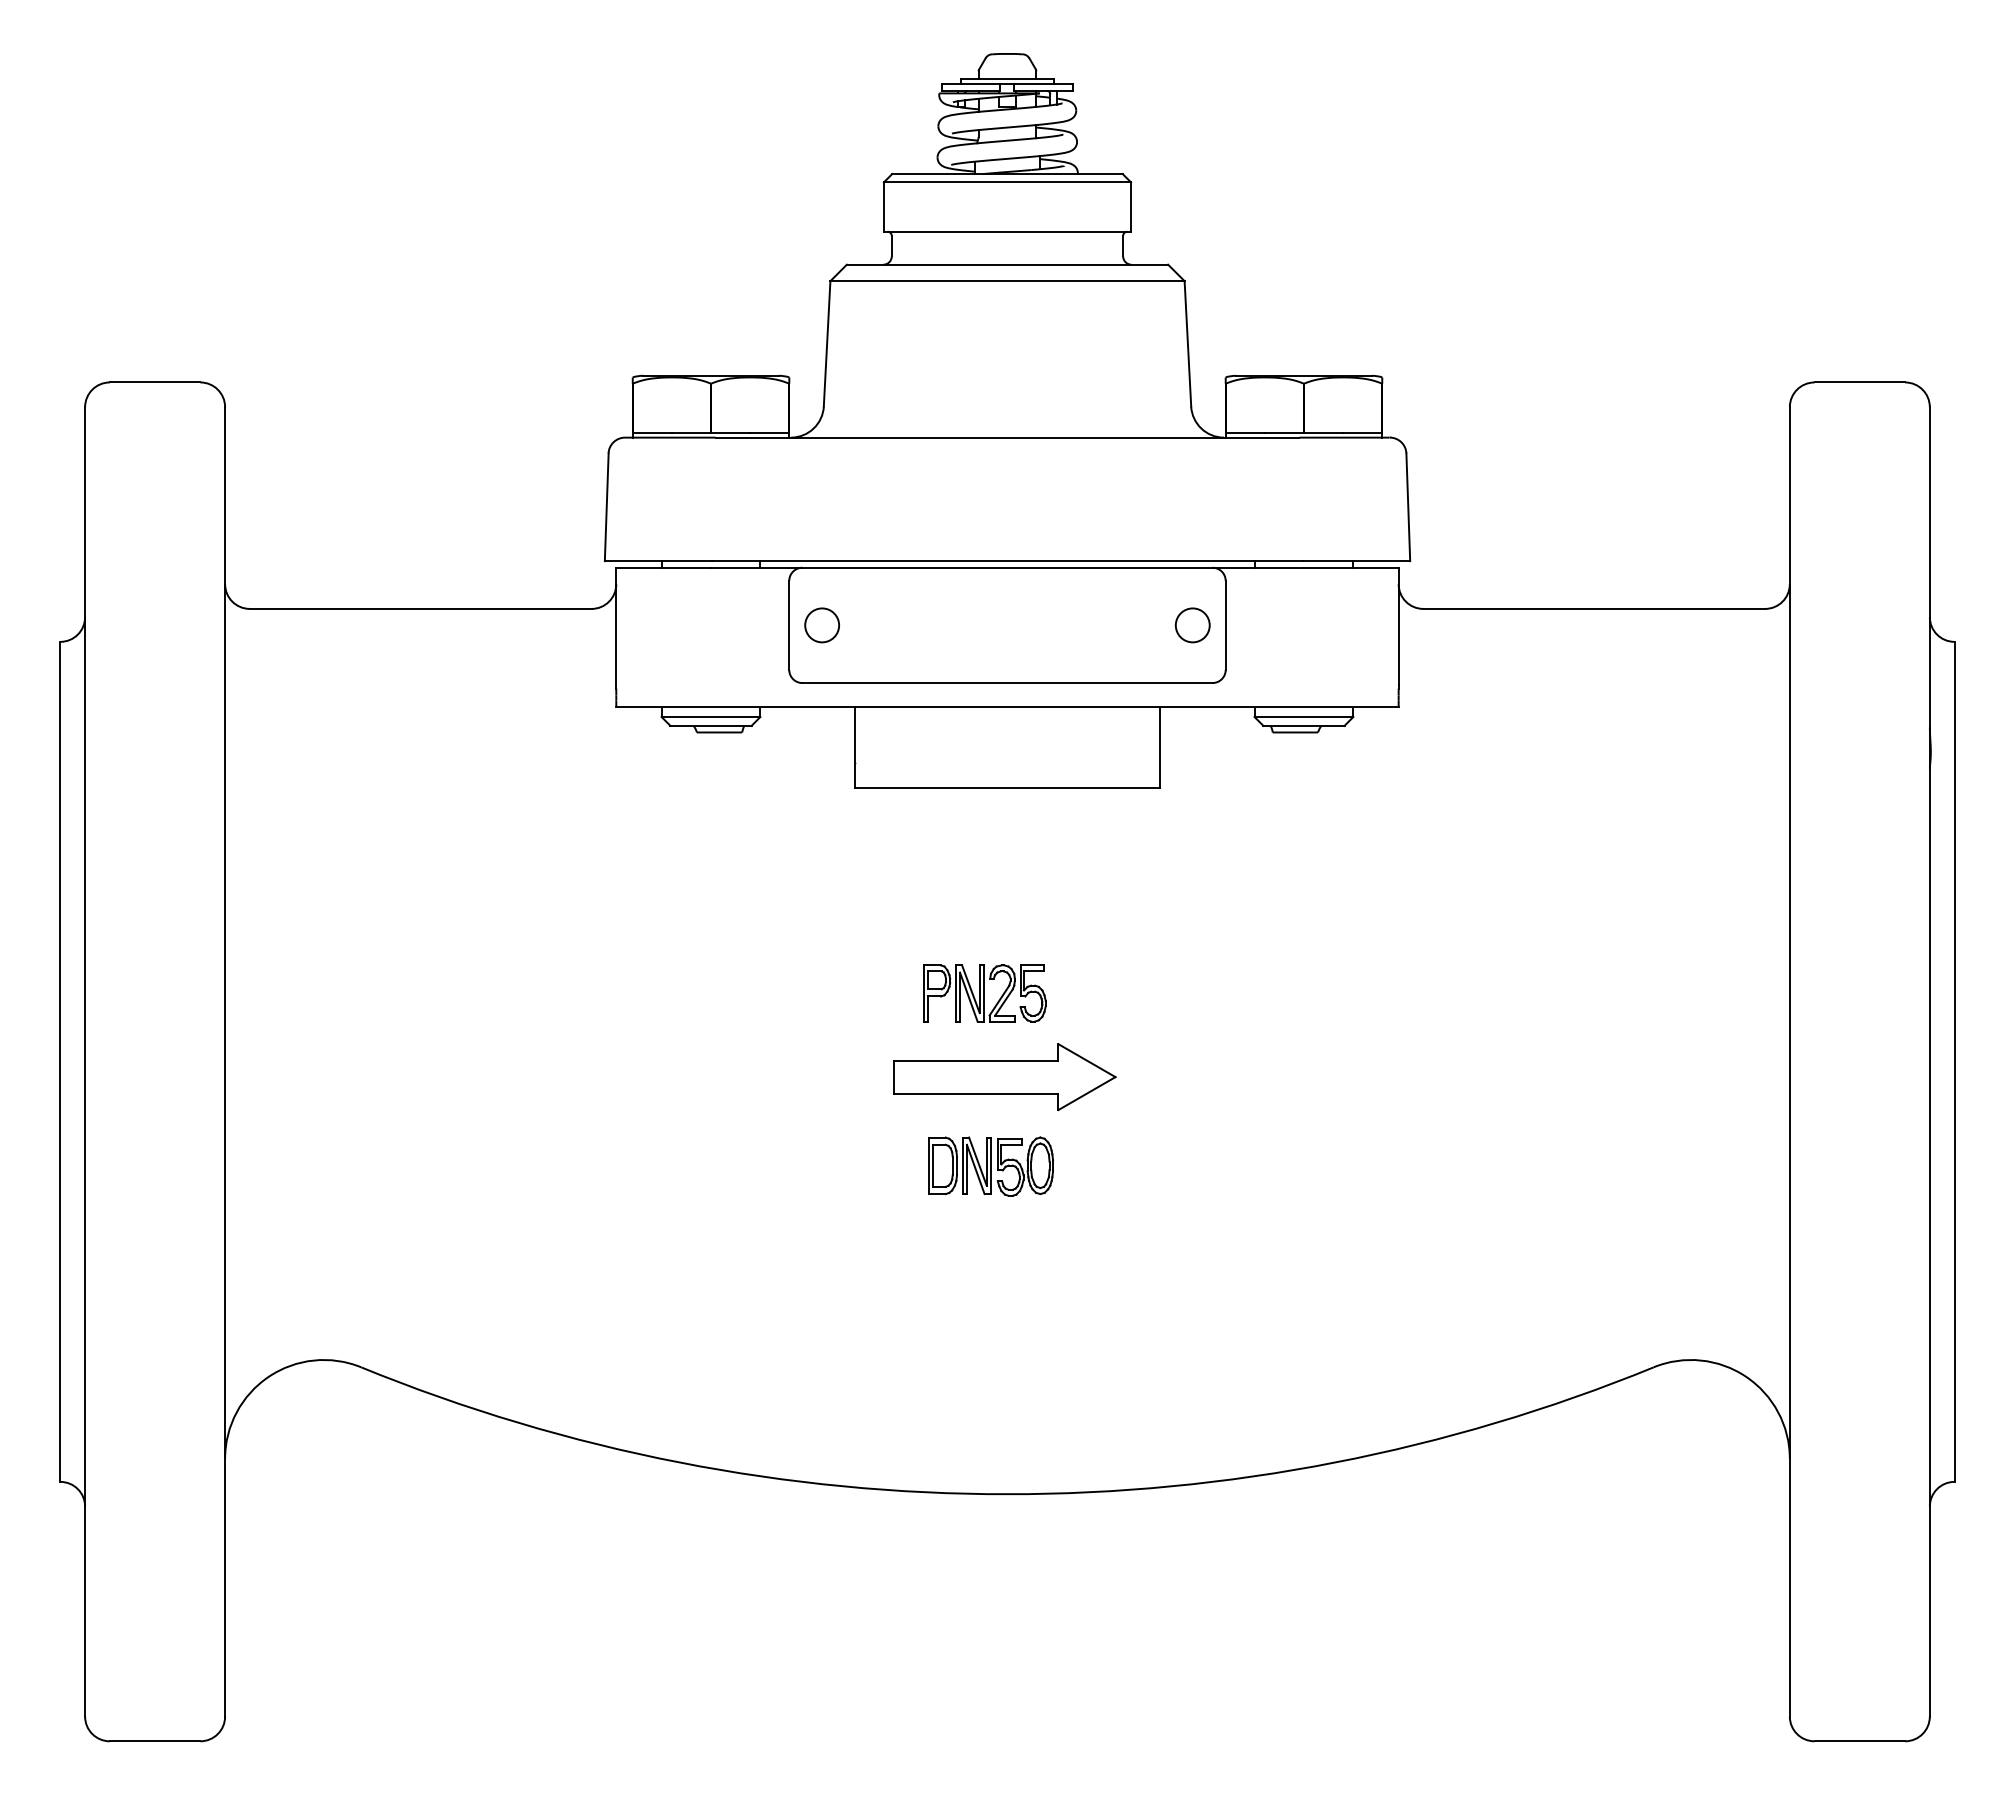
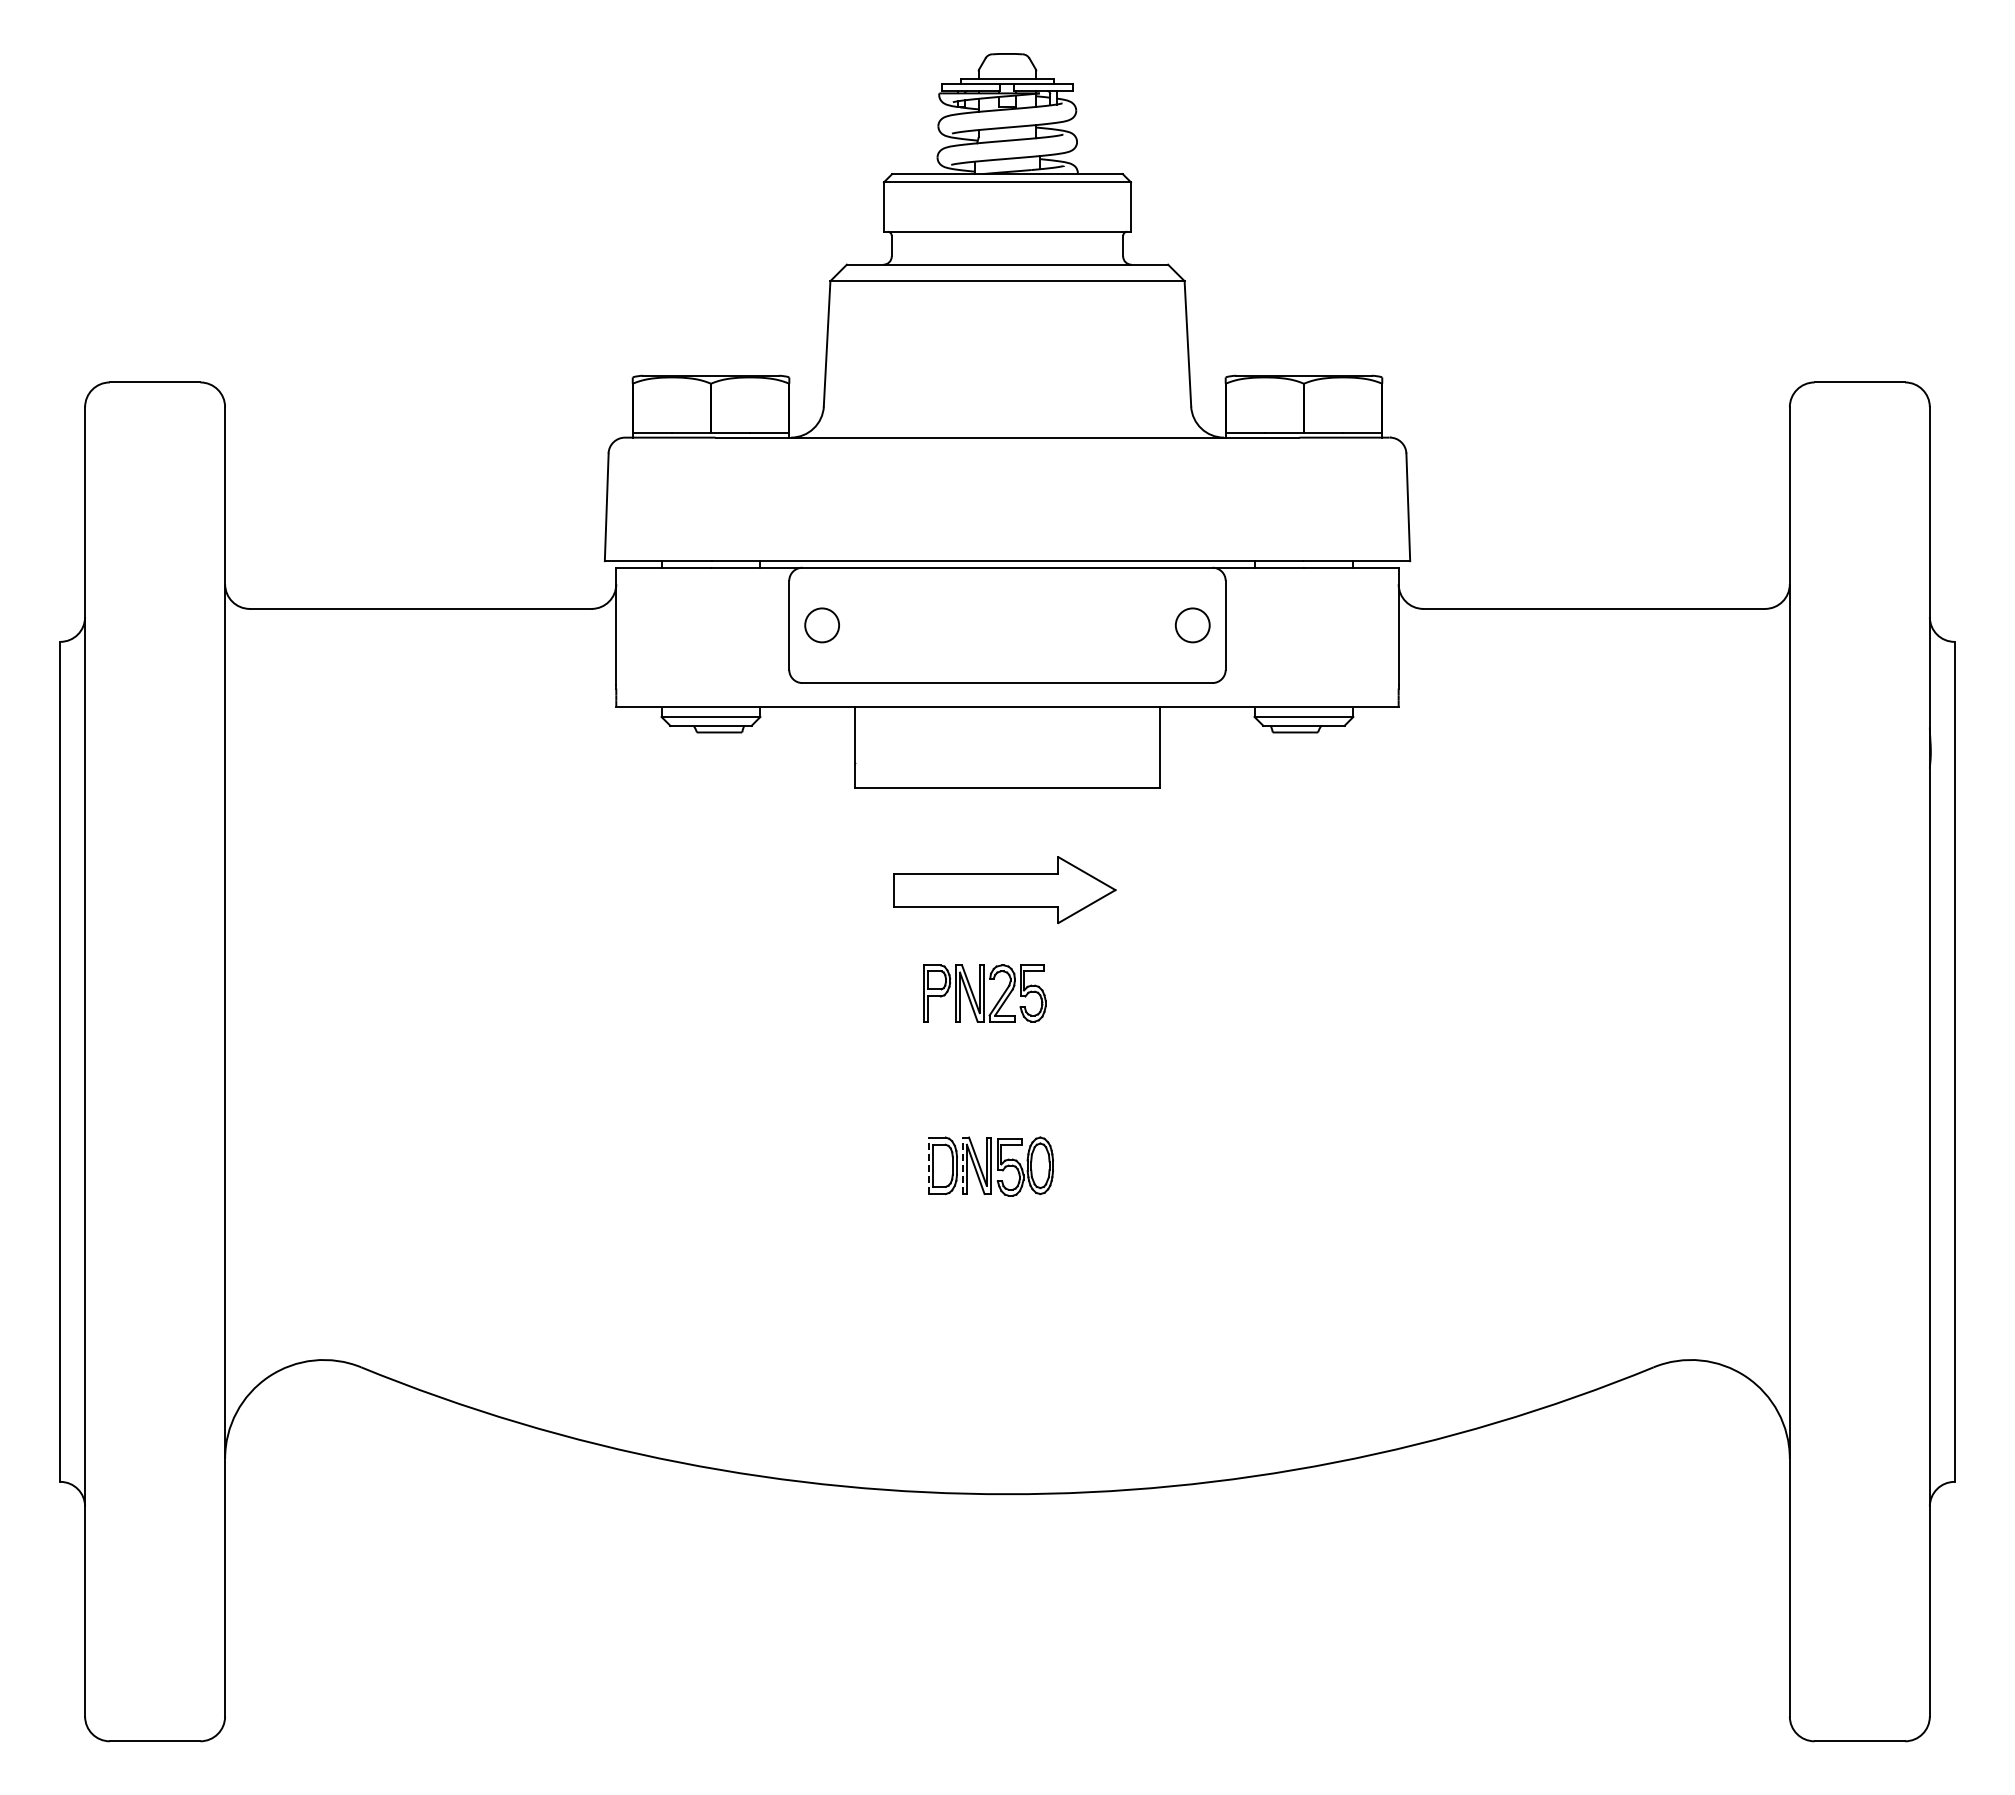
part position: (1004, 1077) -> (1004, 890) (1004, 890)
line: solid -> dashed (928, 1165)
line: solid -> dashed (962, 1165)
